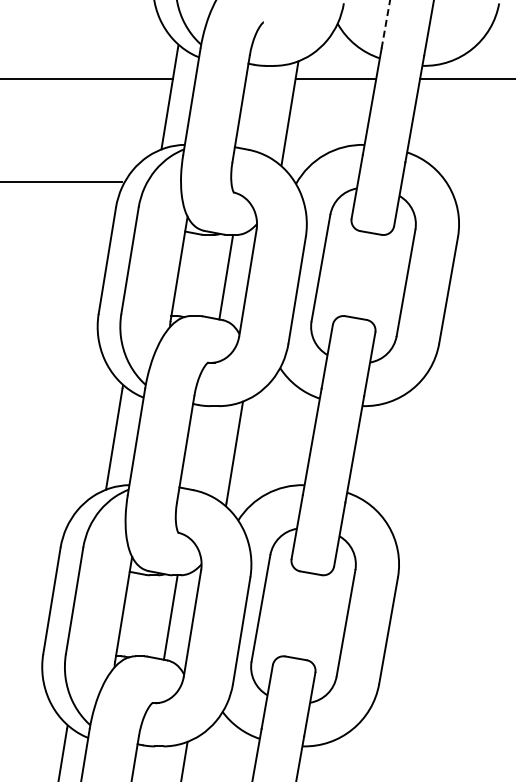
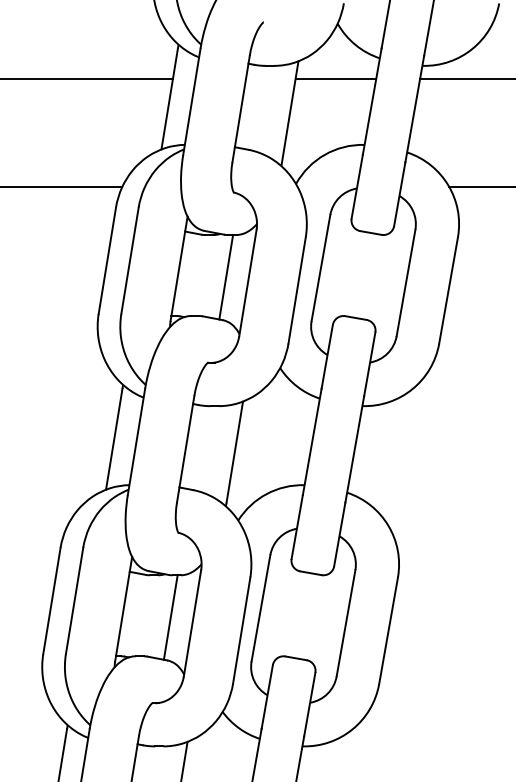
line: dashed -> solid (385, 23)
line position: (62, 182) -> (62, 187) (62, 187)
line: none -> present (480, 187)
